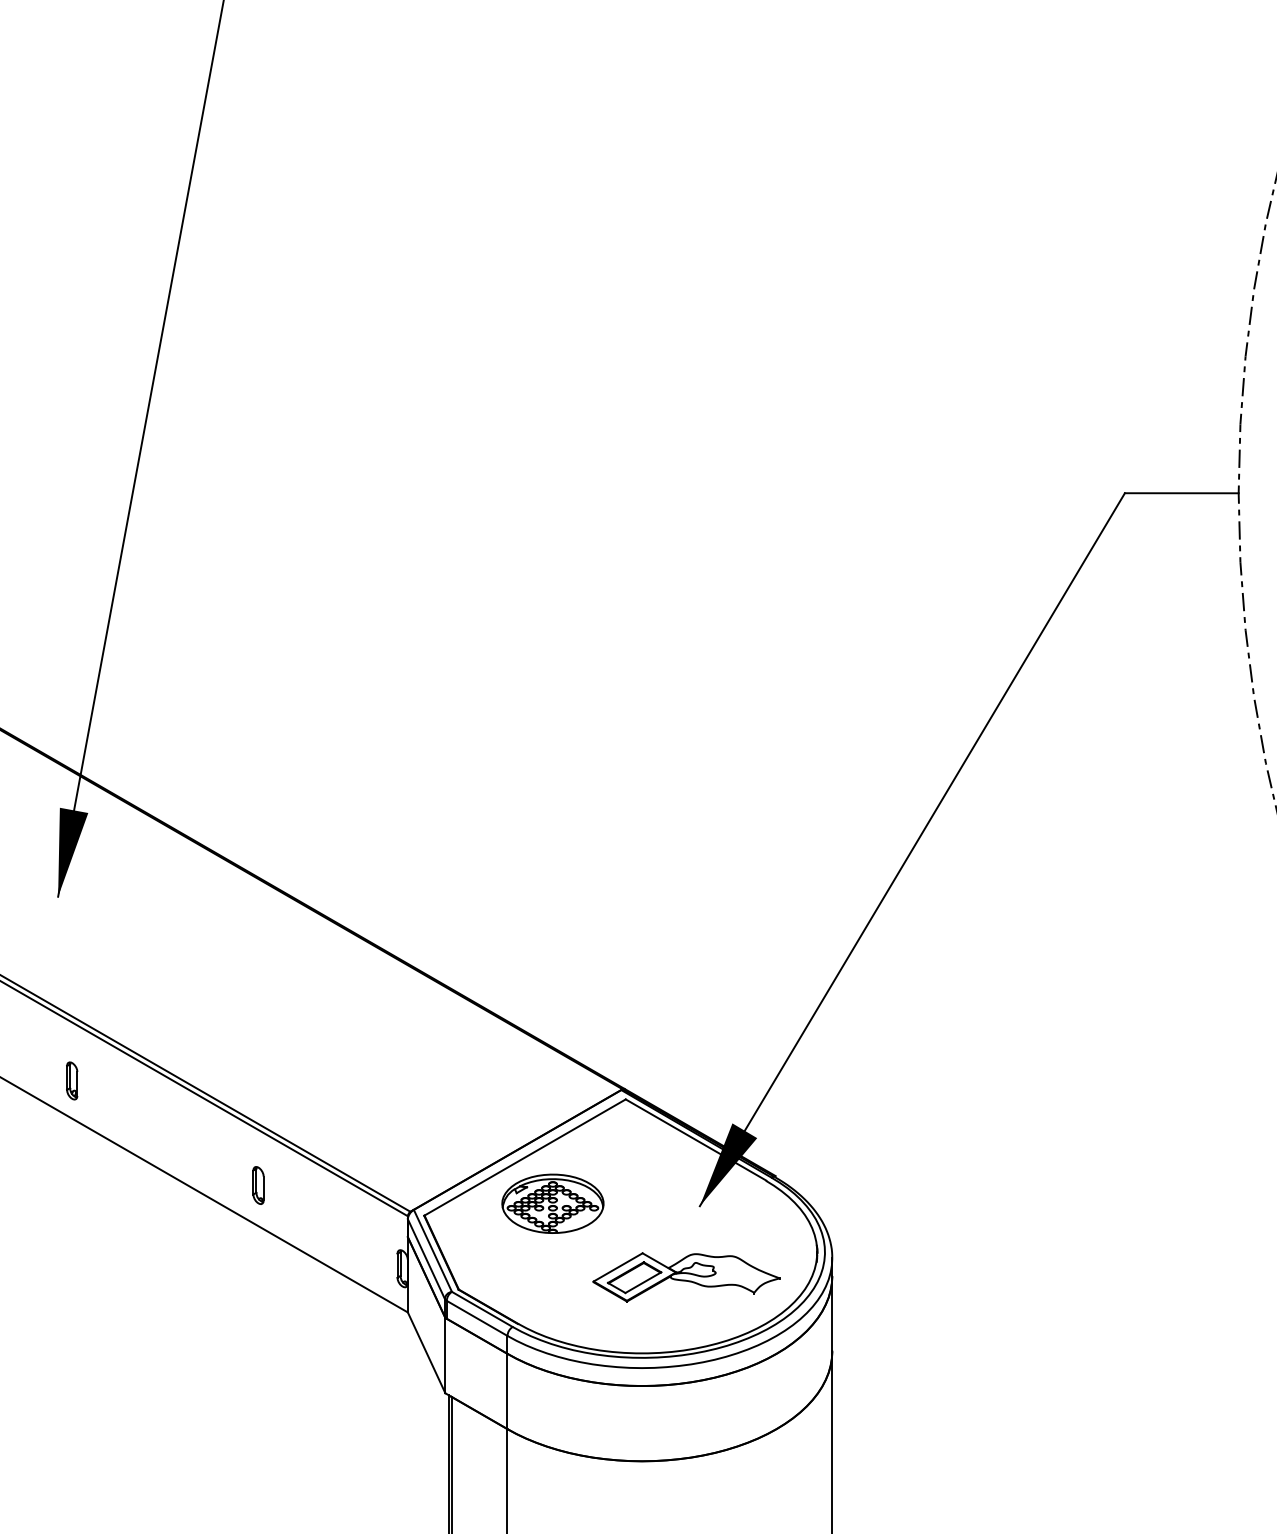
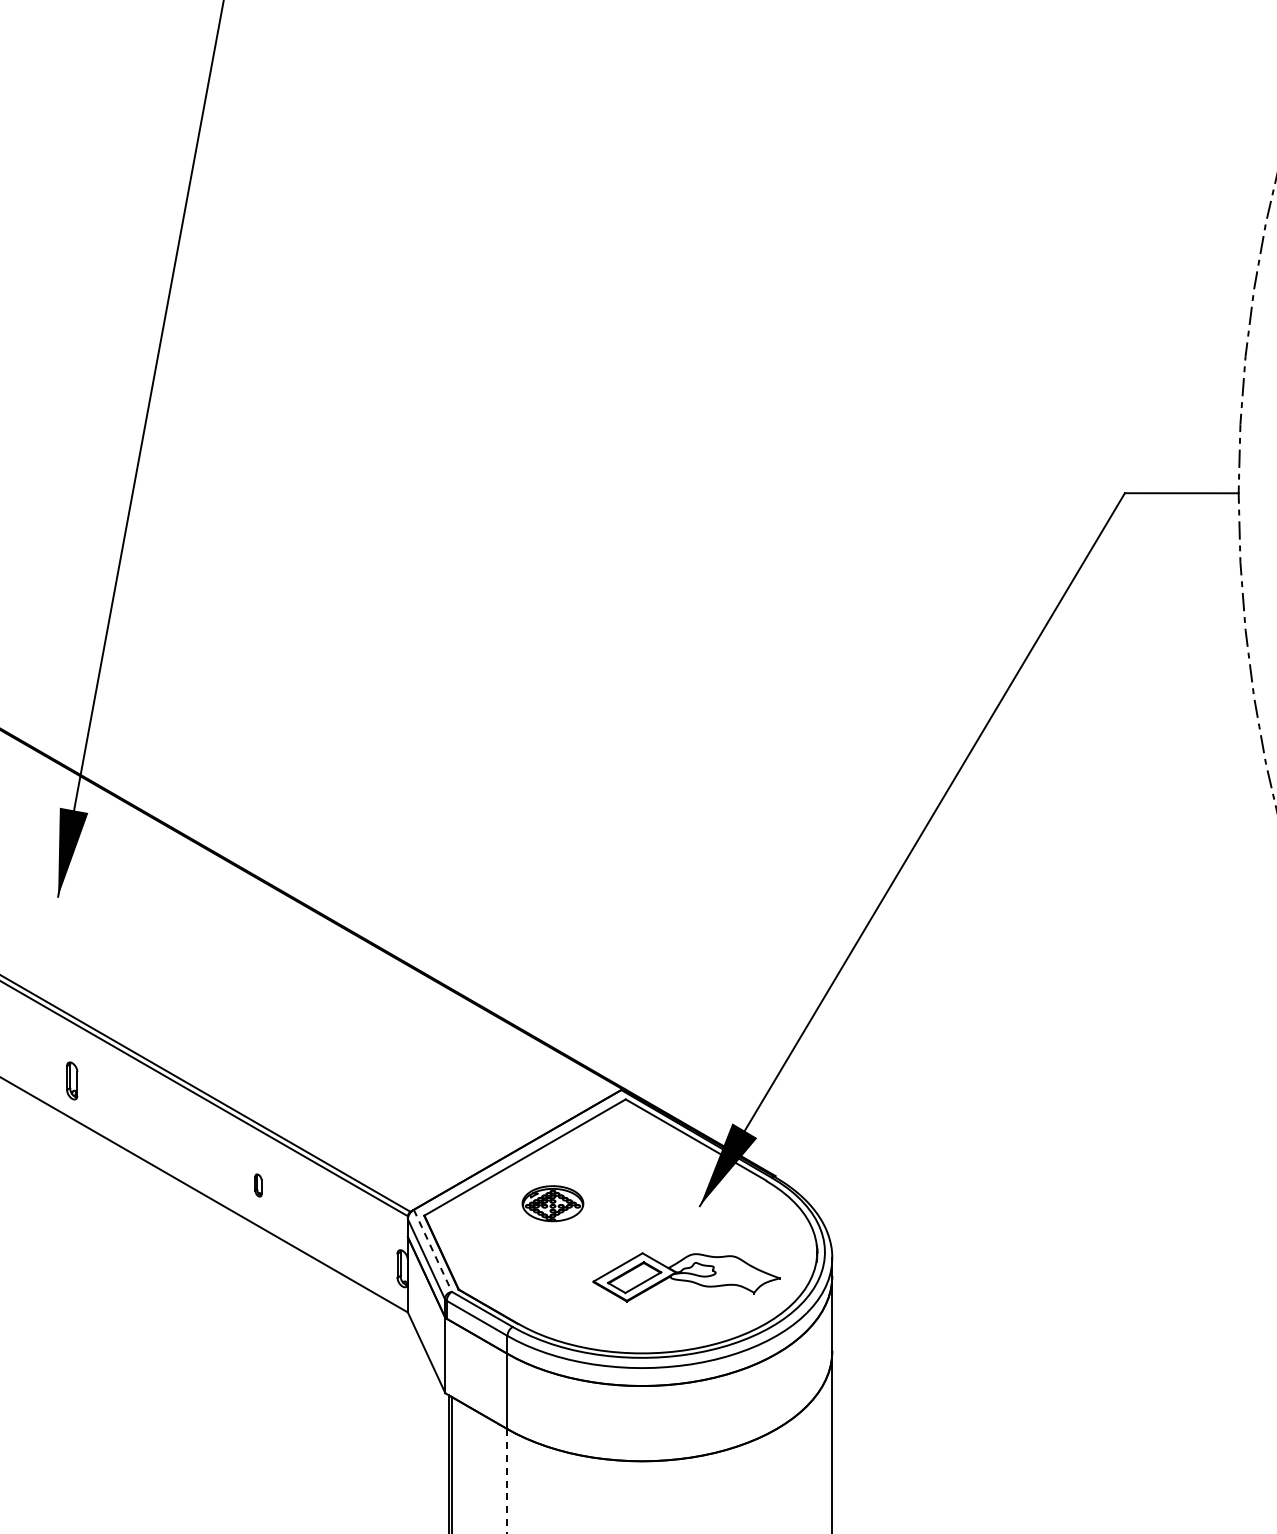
part size: 13x39 px -> 9x25 px (258, 1185)
part size: 104x61 px -> 64x38 px (552, 1203)
line: solid -> dashed (433, 1251)
line: solid -> dashed (507, 1481)
